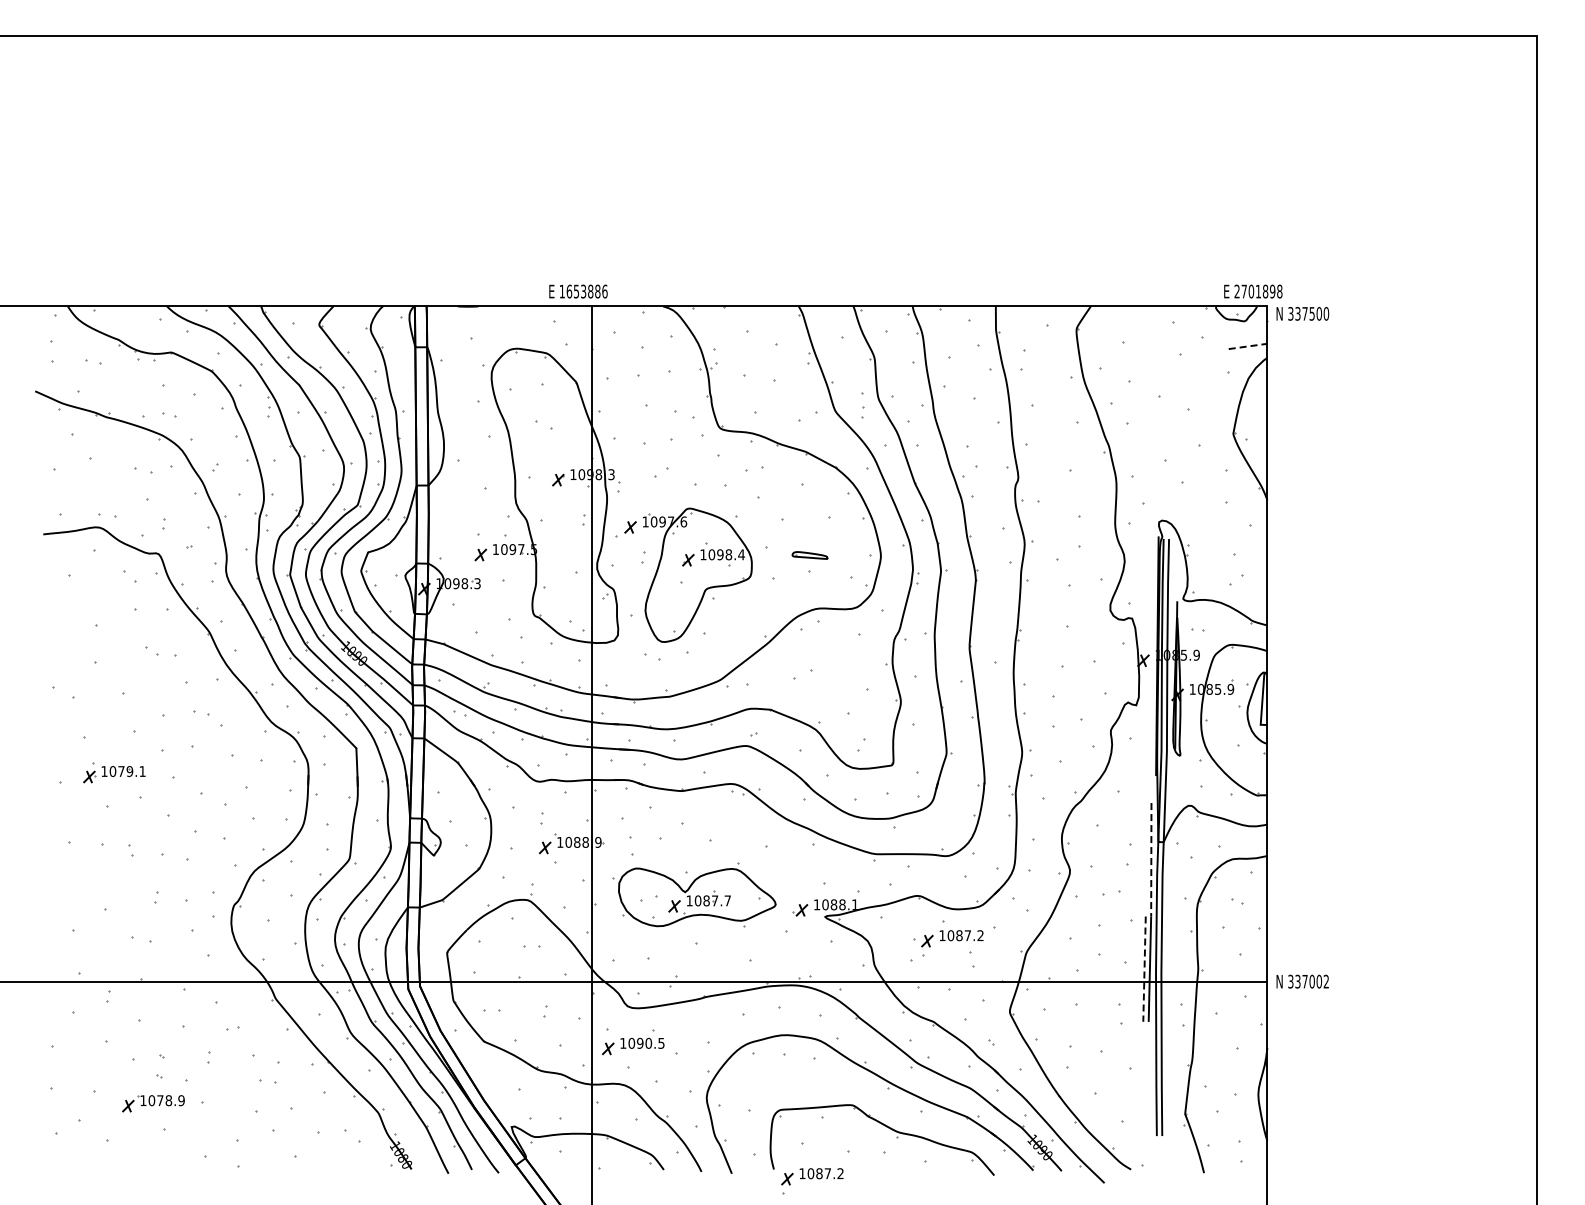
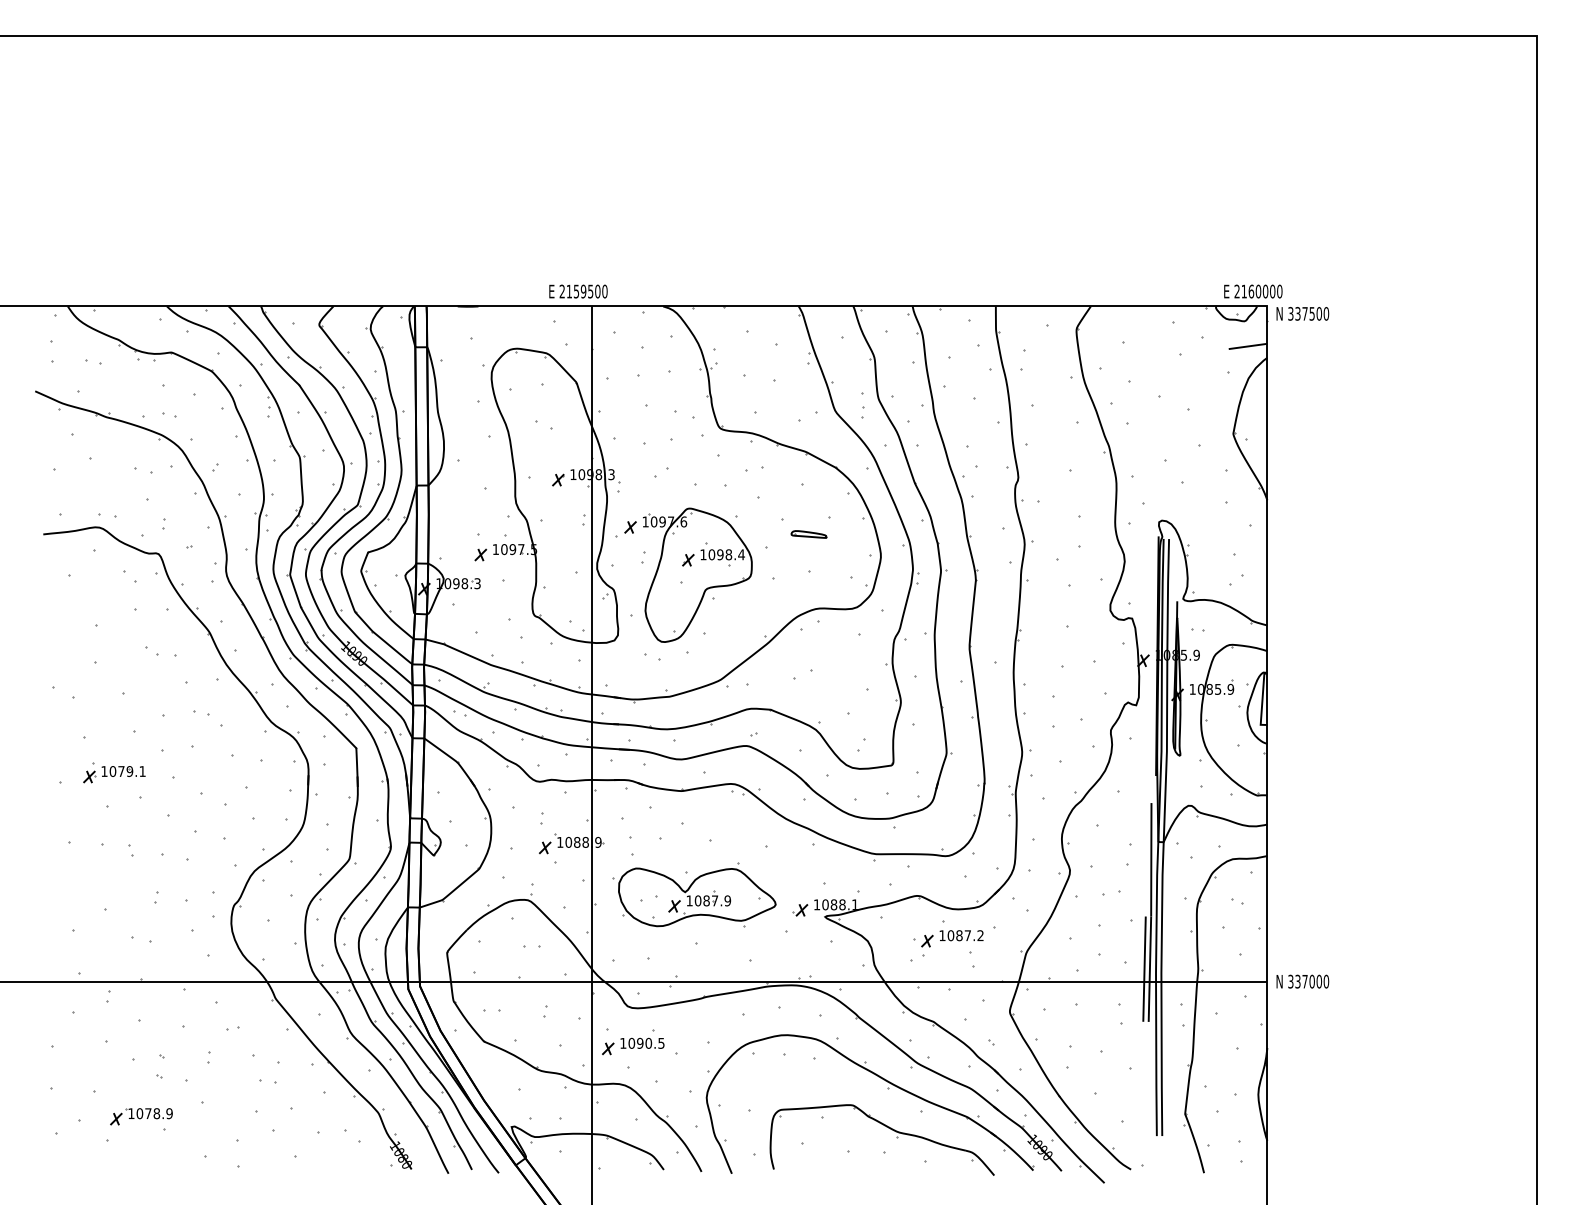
text: 1653886 -> 2159500 (583, 291)
text: 2701898 -> 2160000 (1261, 291)
line: dashed -> solid (1248, 346)
part position: (809, 555) -> (808, 534) (808, 534)
line: dashed -> solid (1151, 859)
text: 1087.7 -> 1087.9 (727, 900)
line: dashed -> solid (1144, 969)
text: 337002 -> 337000 (1326, 981)
part position: (153, 1103) -> (141, 1116) (141, 1116)
part: present -> none (812, 1181)
